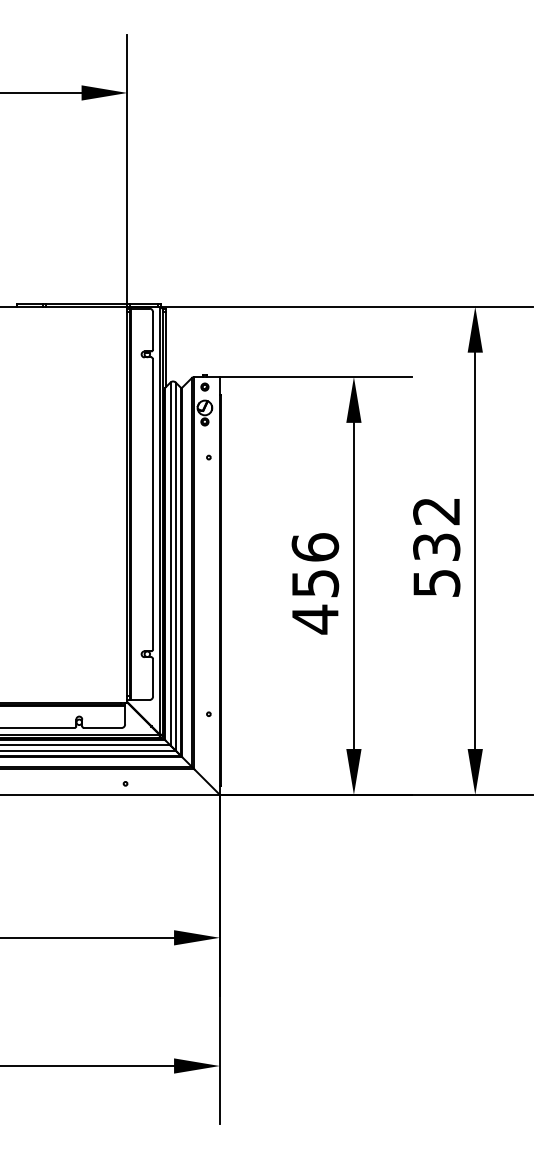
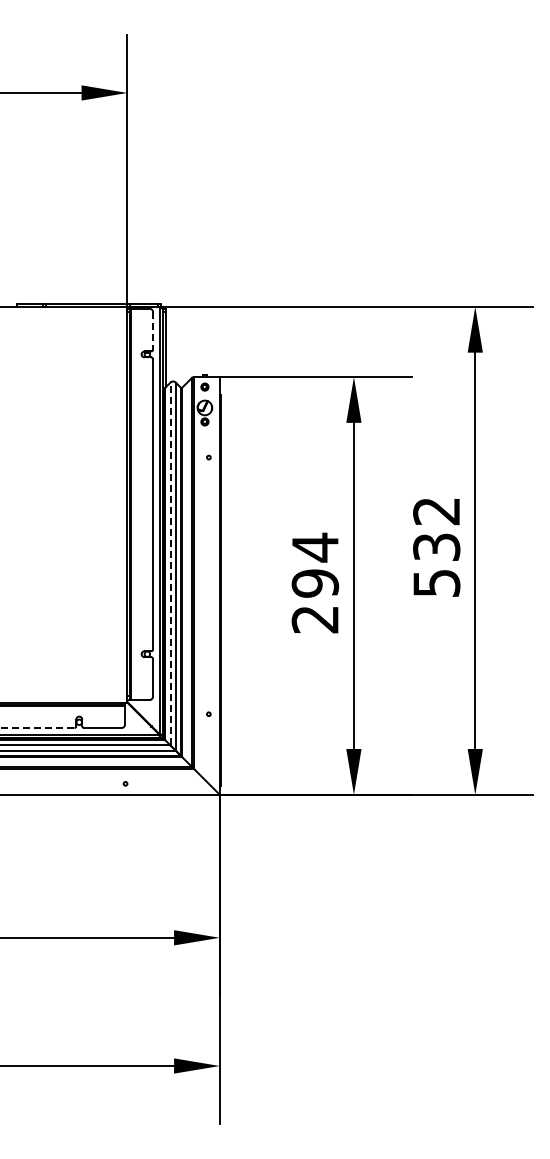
line: solid -> dashed (153, 330)
line: solid -> dashed (170, 563)
text: 456 -> 294 (315, 583)
line: solid -> dashed (37, 728)
